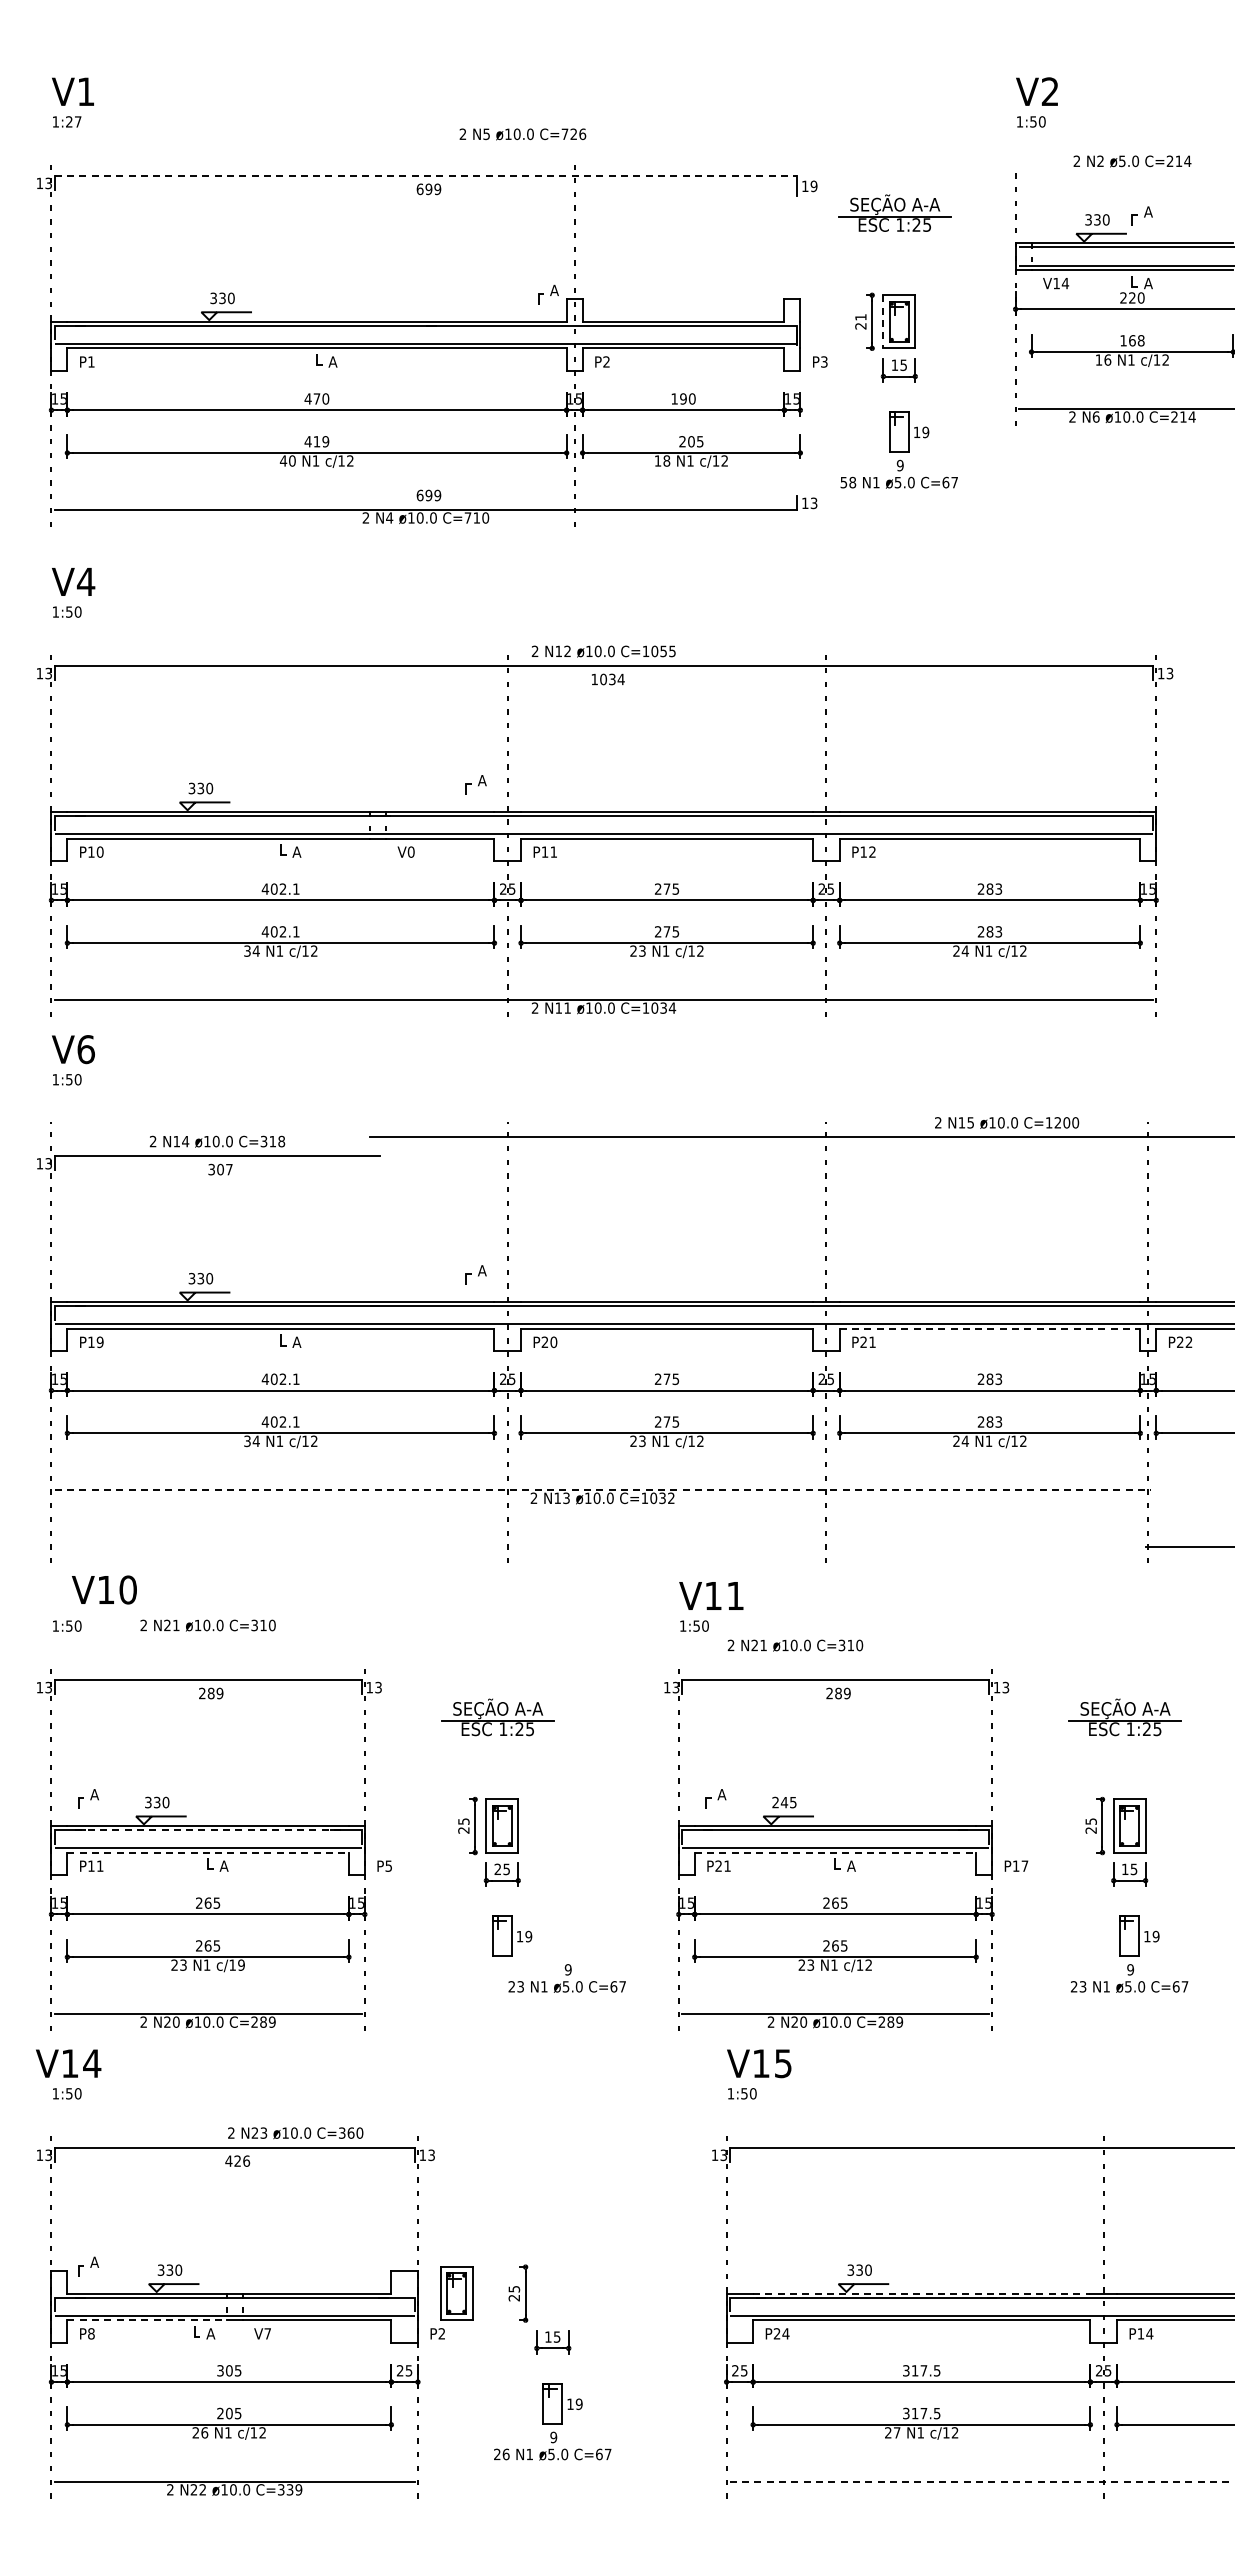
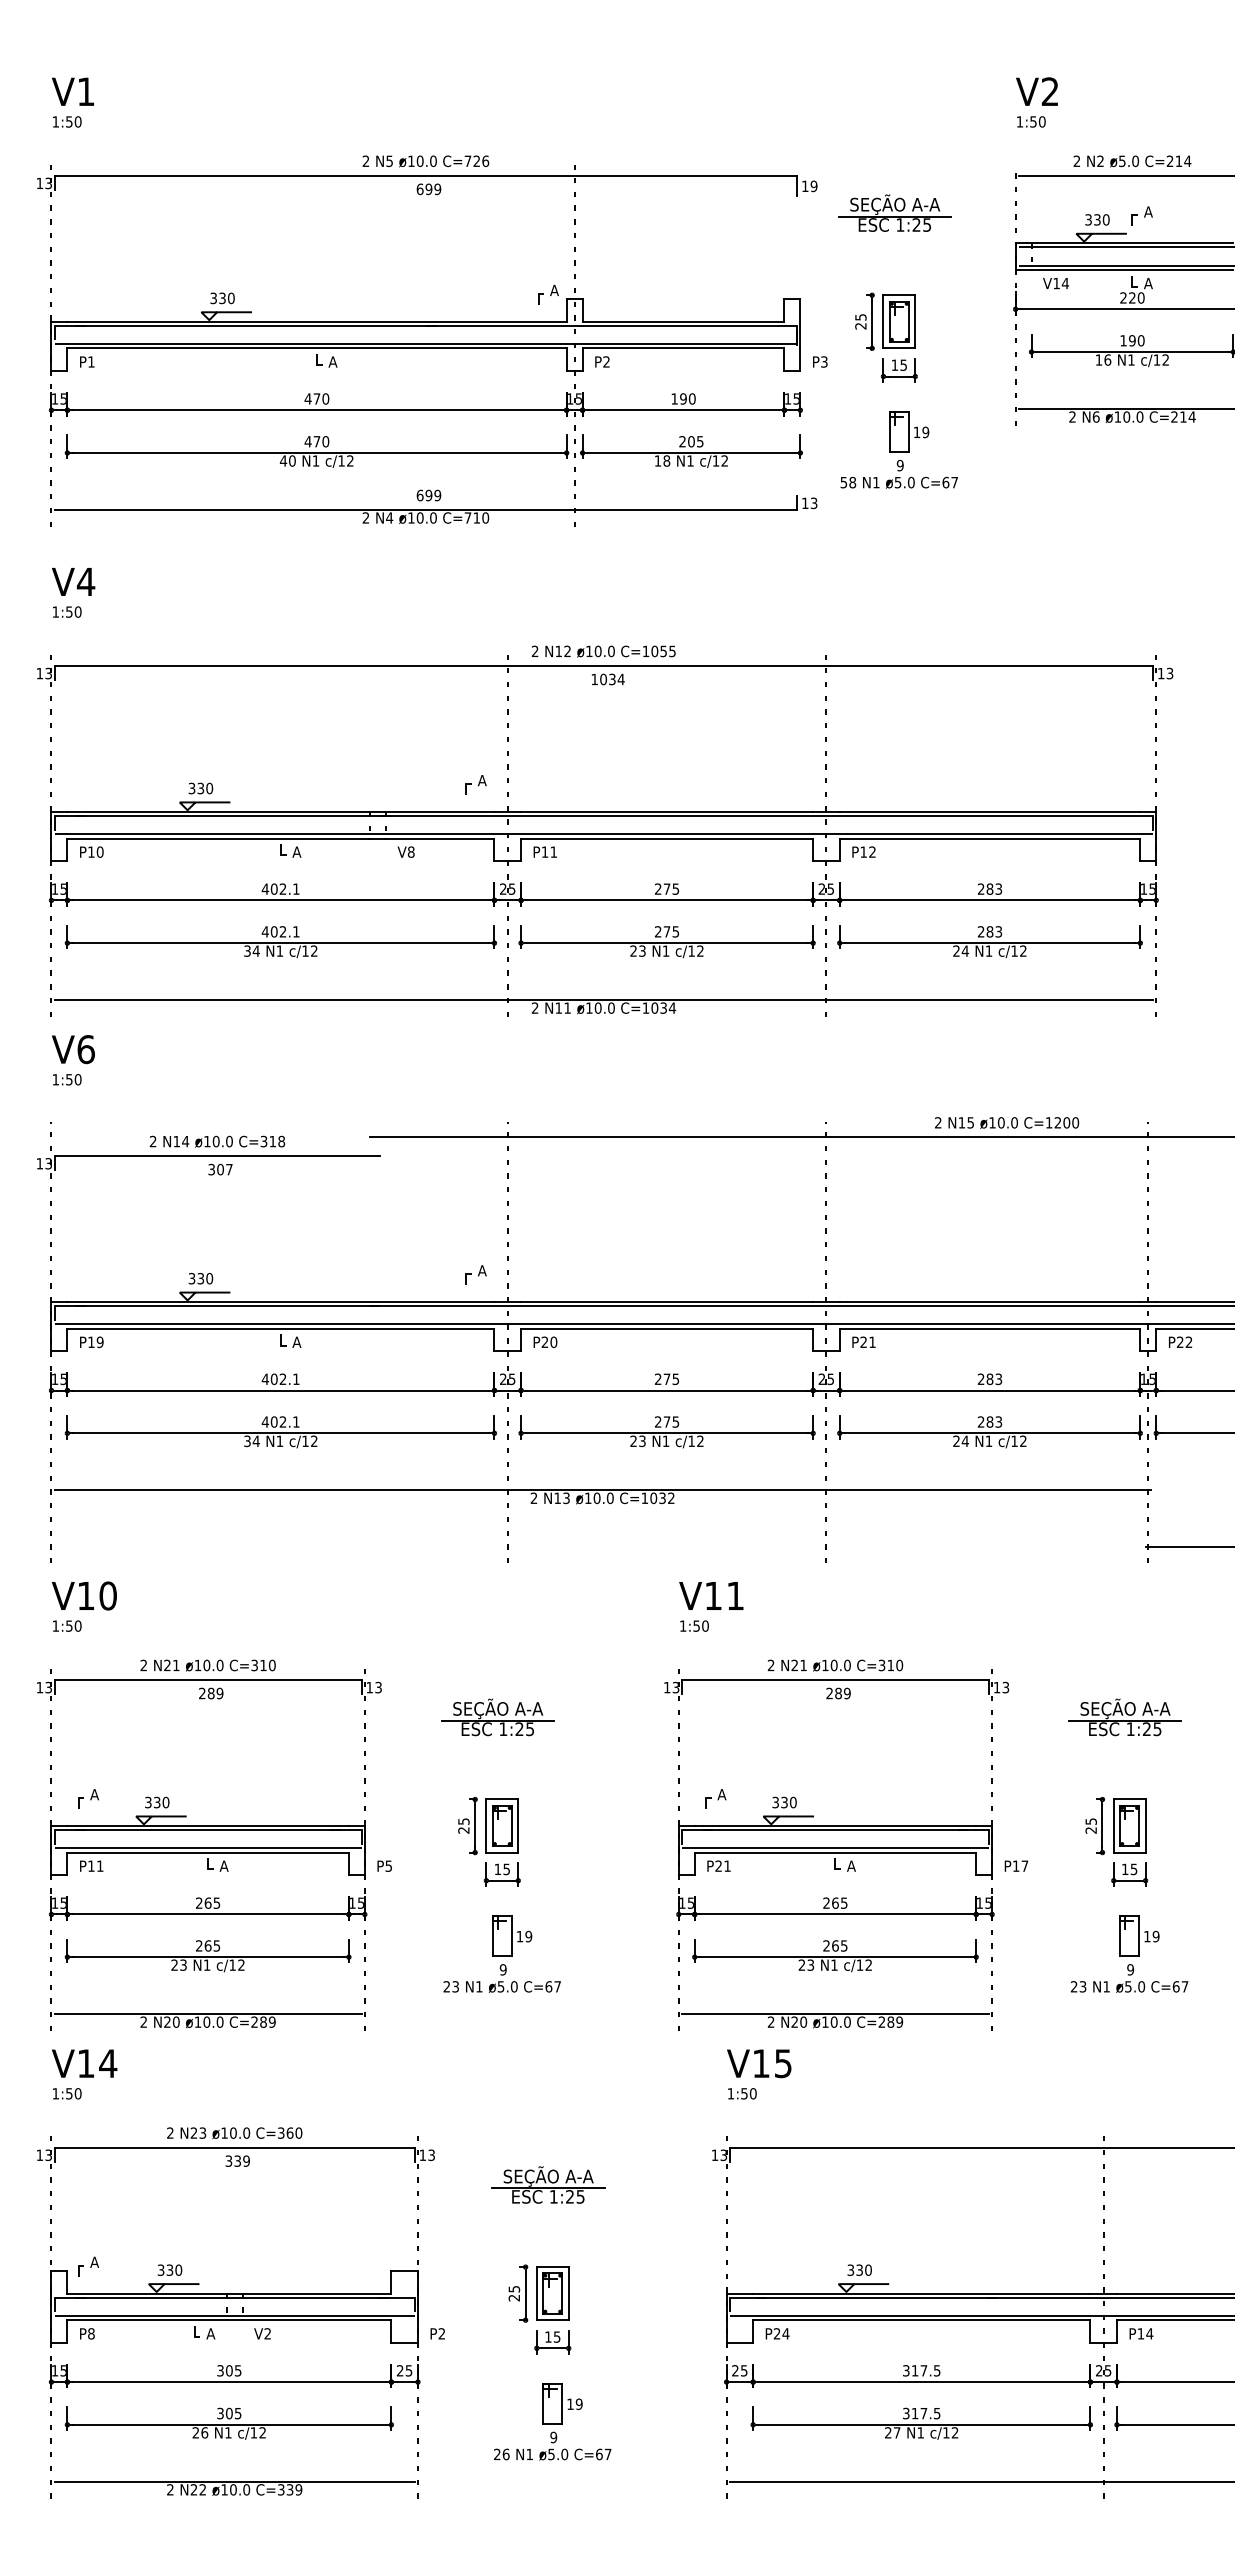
text: 1:27 -> 1:50 (73, 121)
text position: (522, 134) -> (425, 161) (425, 161)
line: dashed -> solid (426, 175)
line: none -> present (1124, 175)
text: 21 -> 25 (860, 317)
line: dashed -> solid (883, 321)
text: 168 -> 190 (1136, 340)
text: 419 -> 470 (321, 441)
text: V0 -> V8 (410, 851)
line: dashed -> solid (990, 1328)
line: dashed -> solid (603, 1490)
text position: (104, 1589) -> (84, 1595) (84, 1595)
text position: (207, 1625) -> (207, 1665) (207, 1665)
text position: (795, 1645) -> (835, 1665) (835, 1665)
text: 245 -> 330 (784, 1802)
line: dashed -> solid (208, 1830)
line: dashed -> solid (208, 1852)
line: dashed -> solid (835, 1852)
text: 25 -> 15 (497, 1868)
text: c/19 -> c/12 (241, 1964)
text position: (566, 1978) -> (501, 1978) (501, 1978)
text position: (68, 2063) -> (84, 2063) (84, 2063)
text position: (295, 2133) -> (234, 2133) (234, 2133)
text: 426 -> 339 (237, 2160)
part: none -> present (548, 2184)
part position: (456, 2293) -> (552, 2293) (552, 2293)
line: dashed -> solid (921, 2293)
line: dashed -> solid (147, 2320)
text: V7 -> V2 (267, 2333)
text: 205 -> 305 (220, 2413)
line: dashed -> solid (982, 2481)
